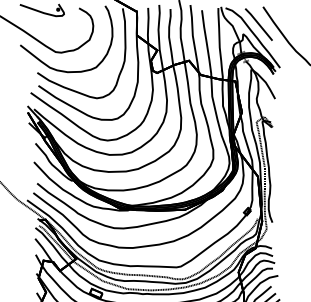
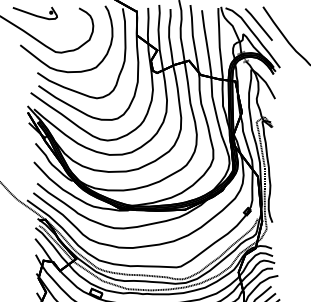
part position: (41, 10) -> (34, 13) (34, 13)
